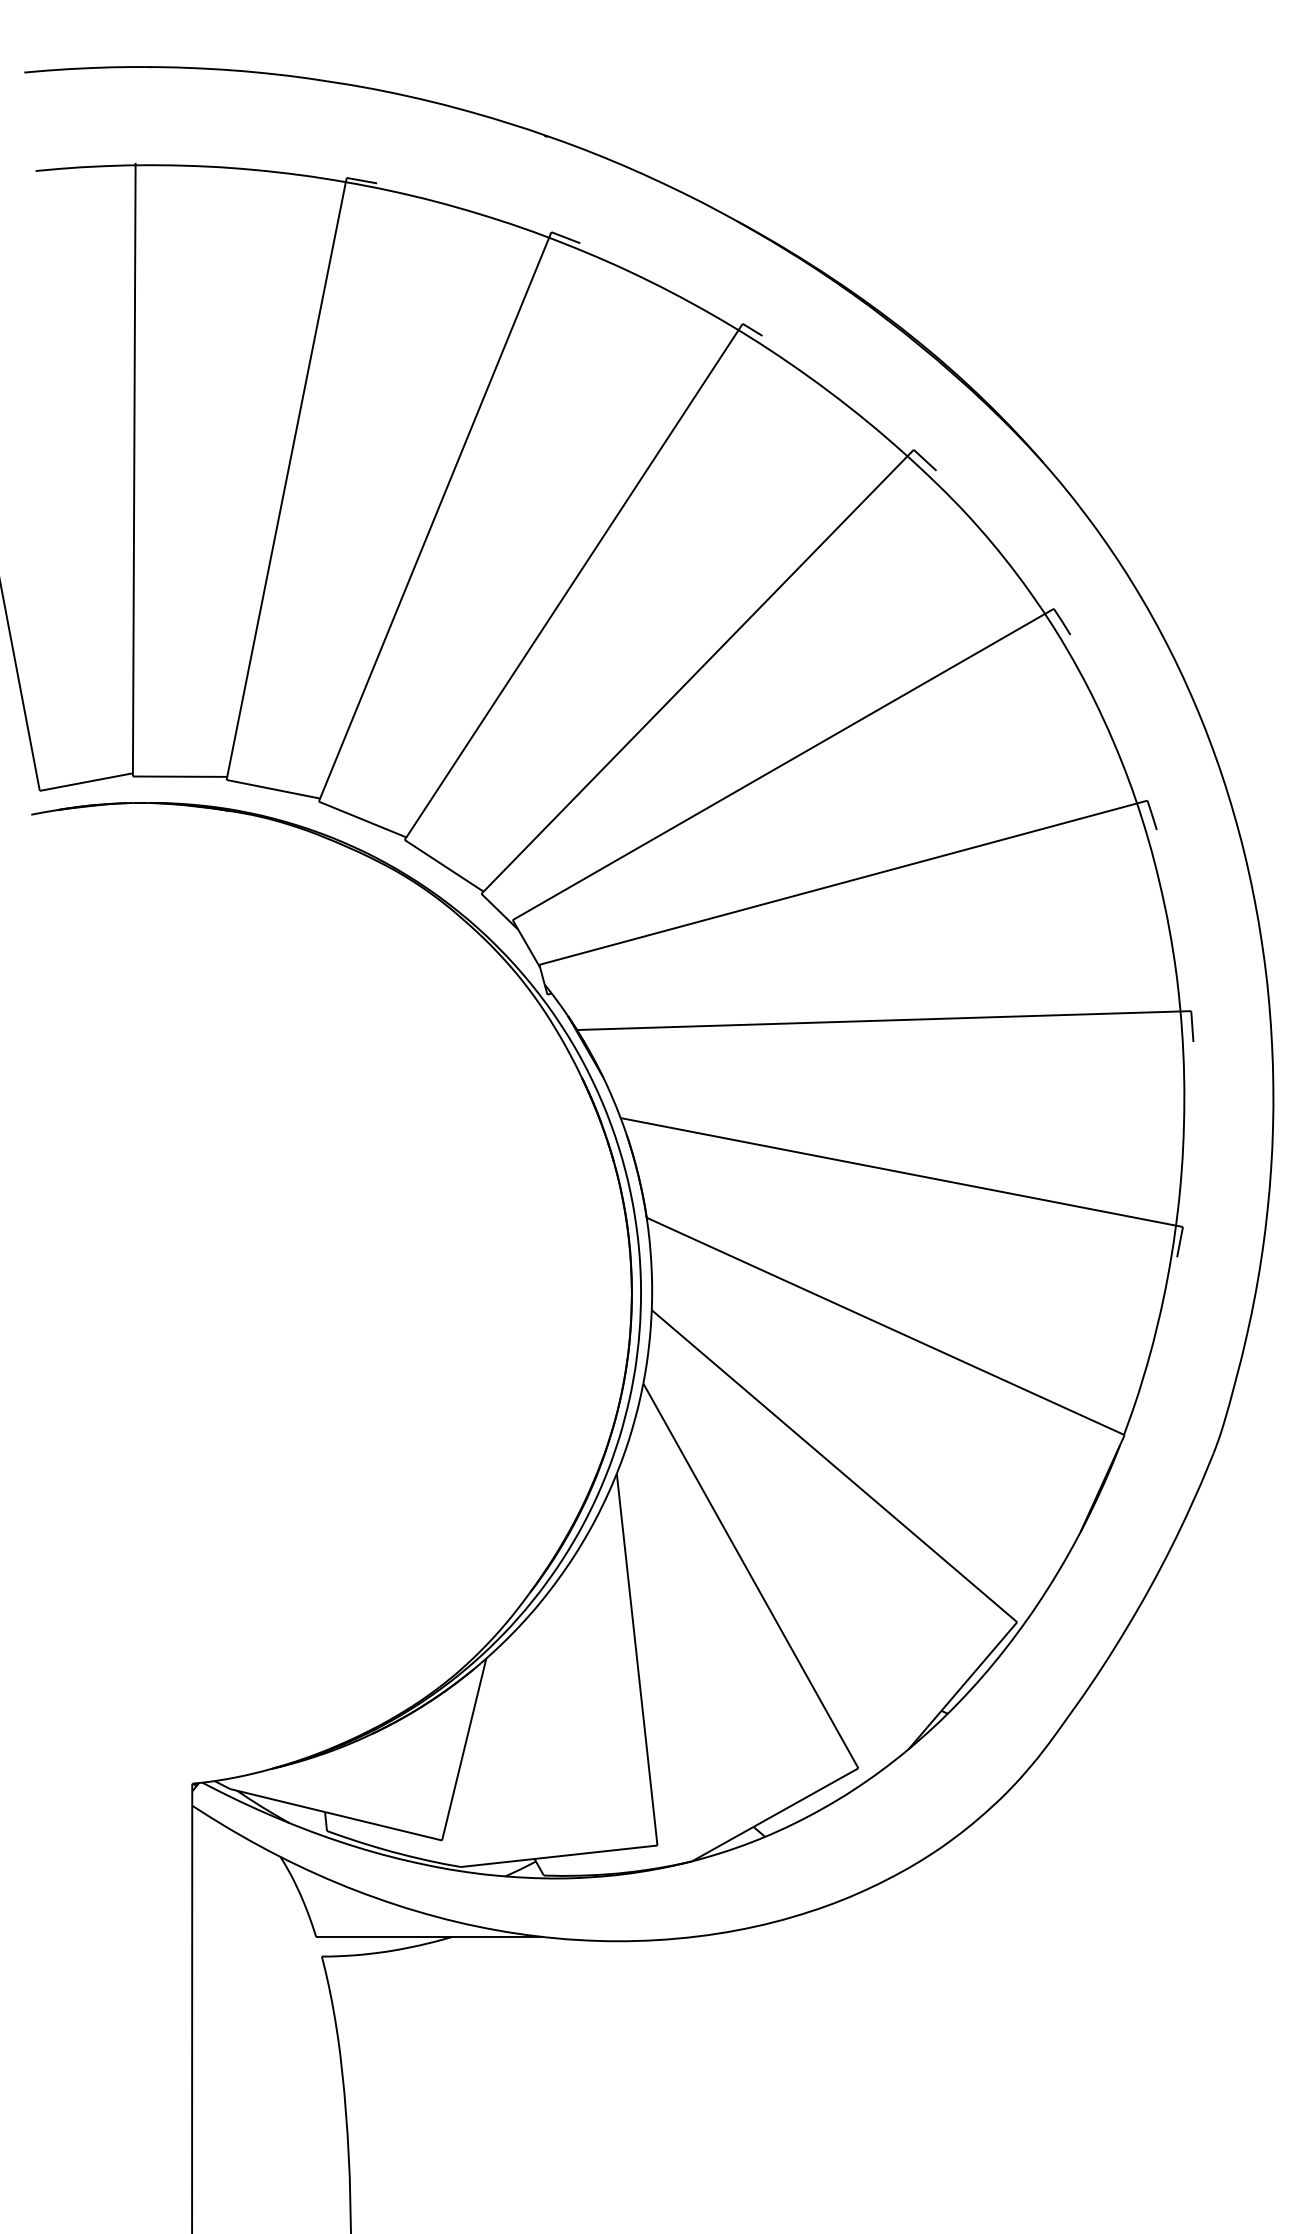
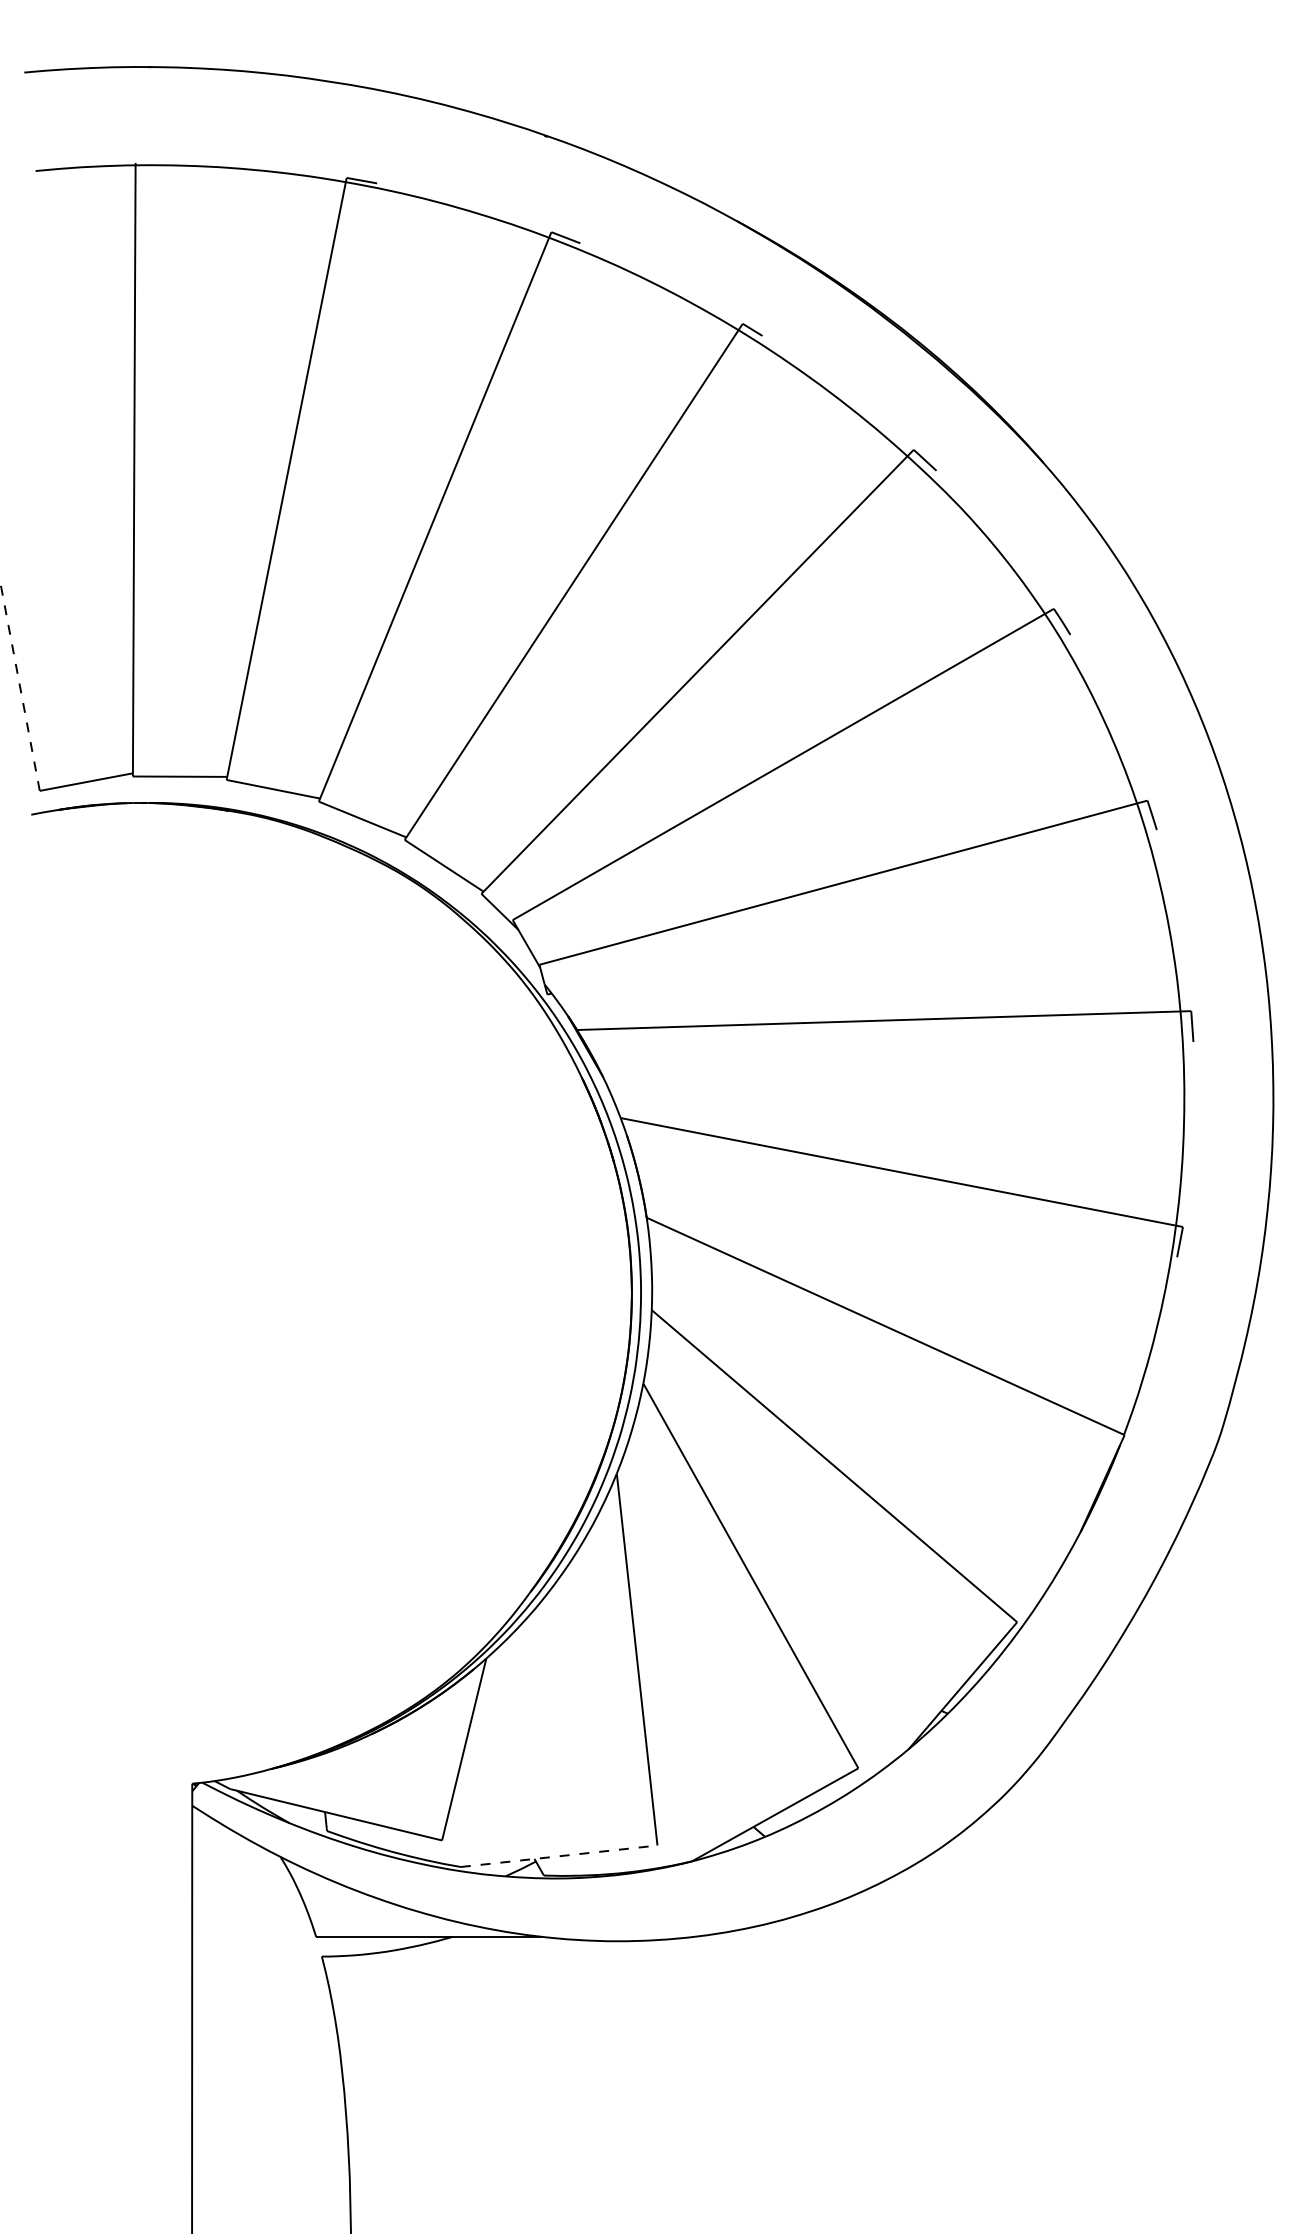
line: solid -> dashed (19, 685)
line: solid -> dashed (559, 1856)
